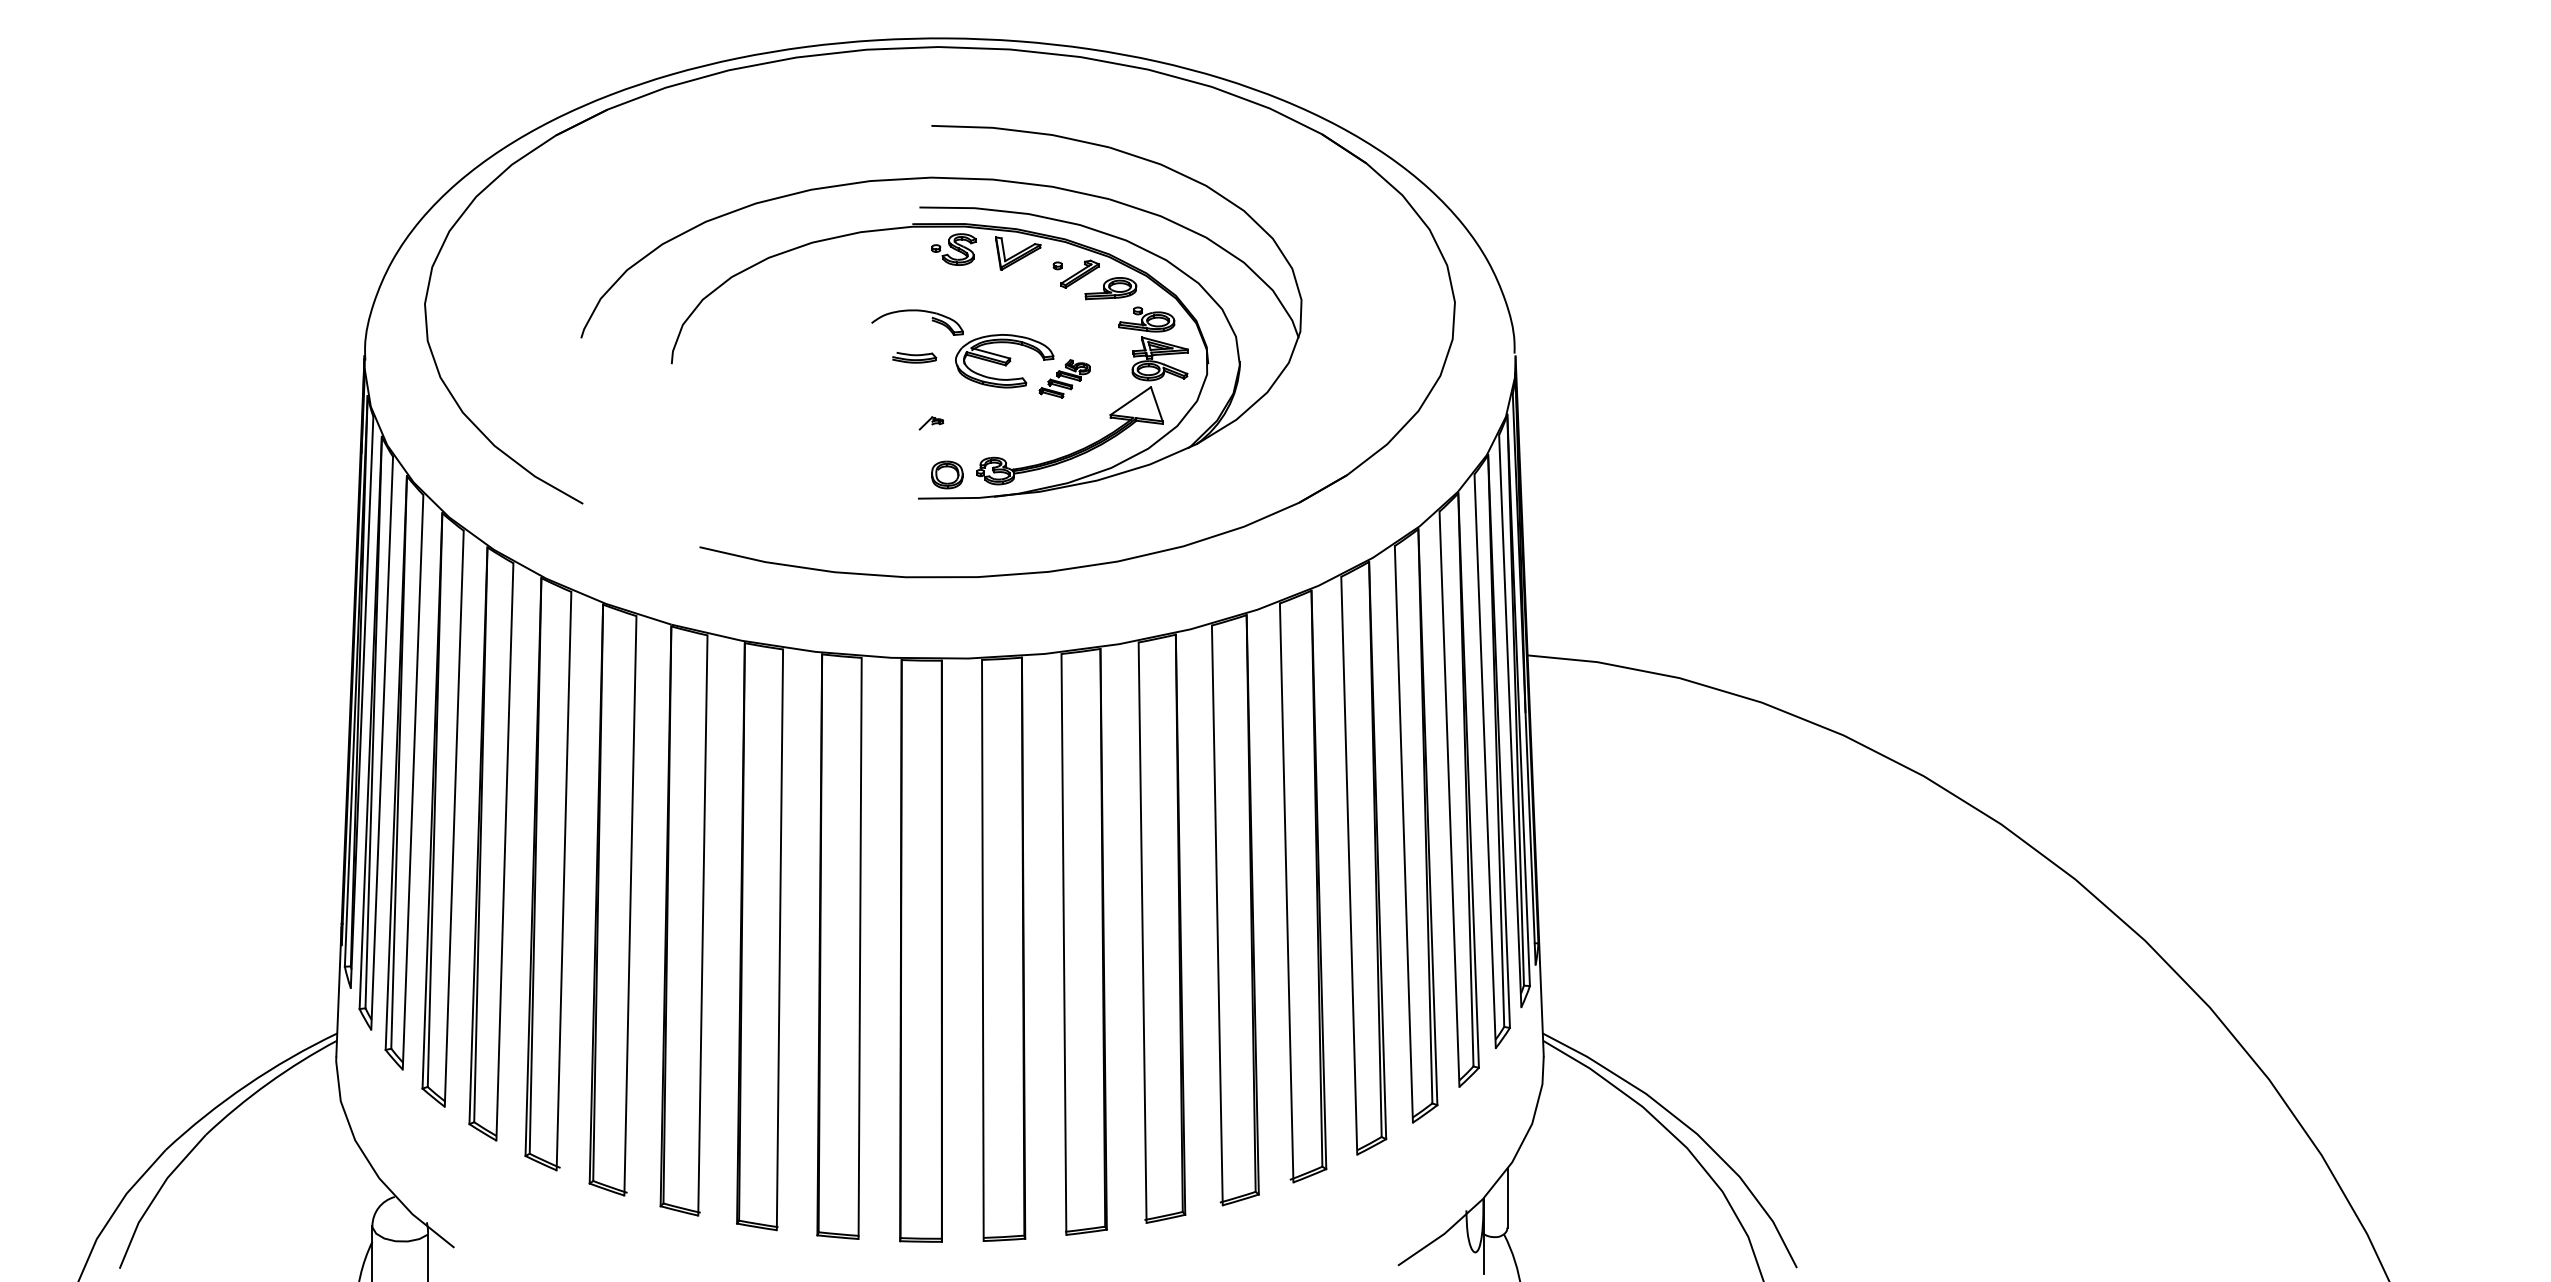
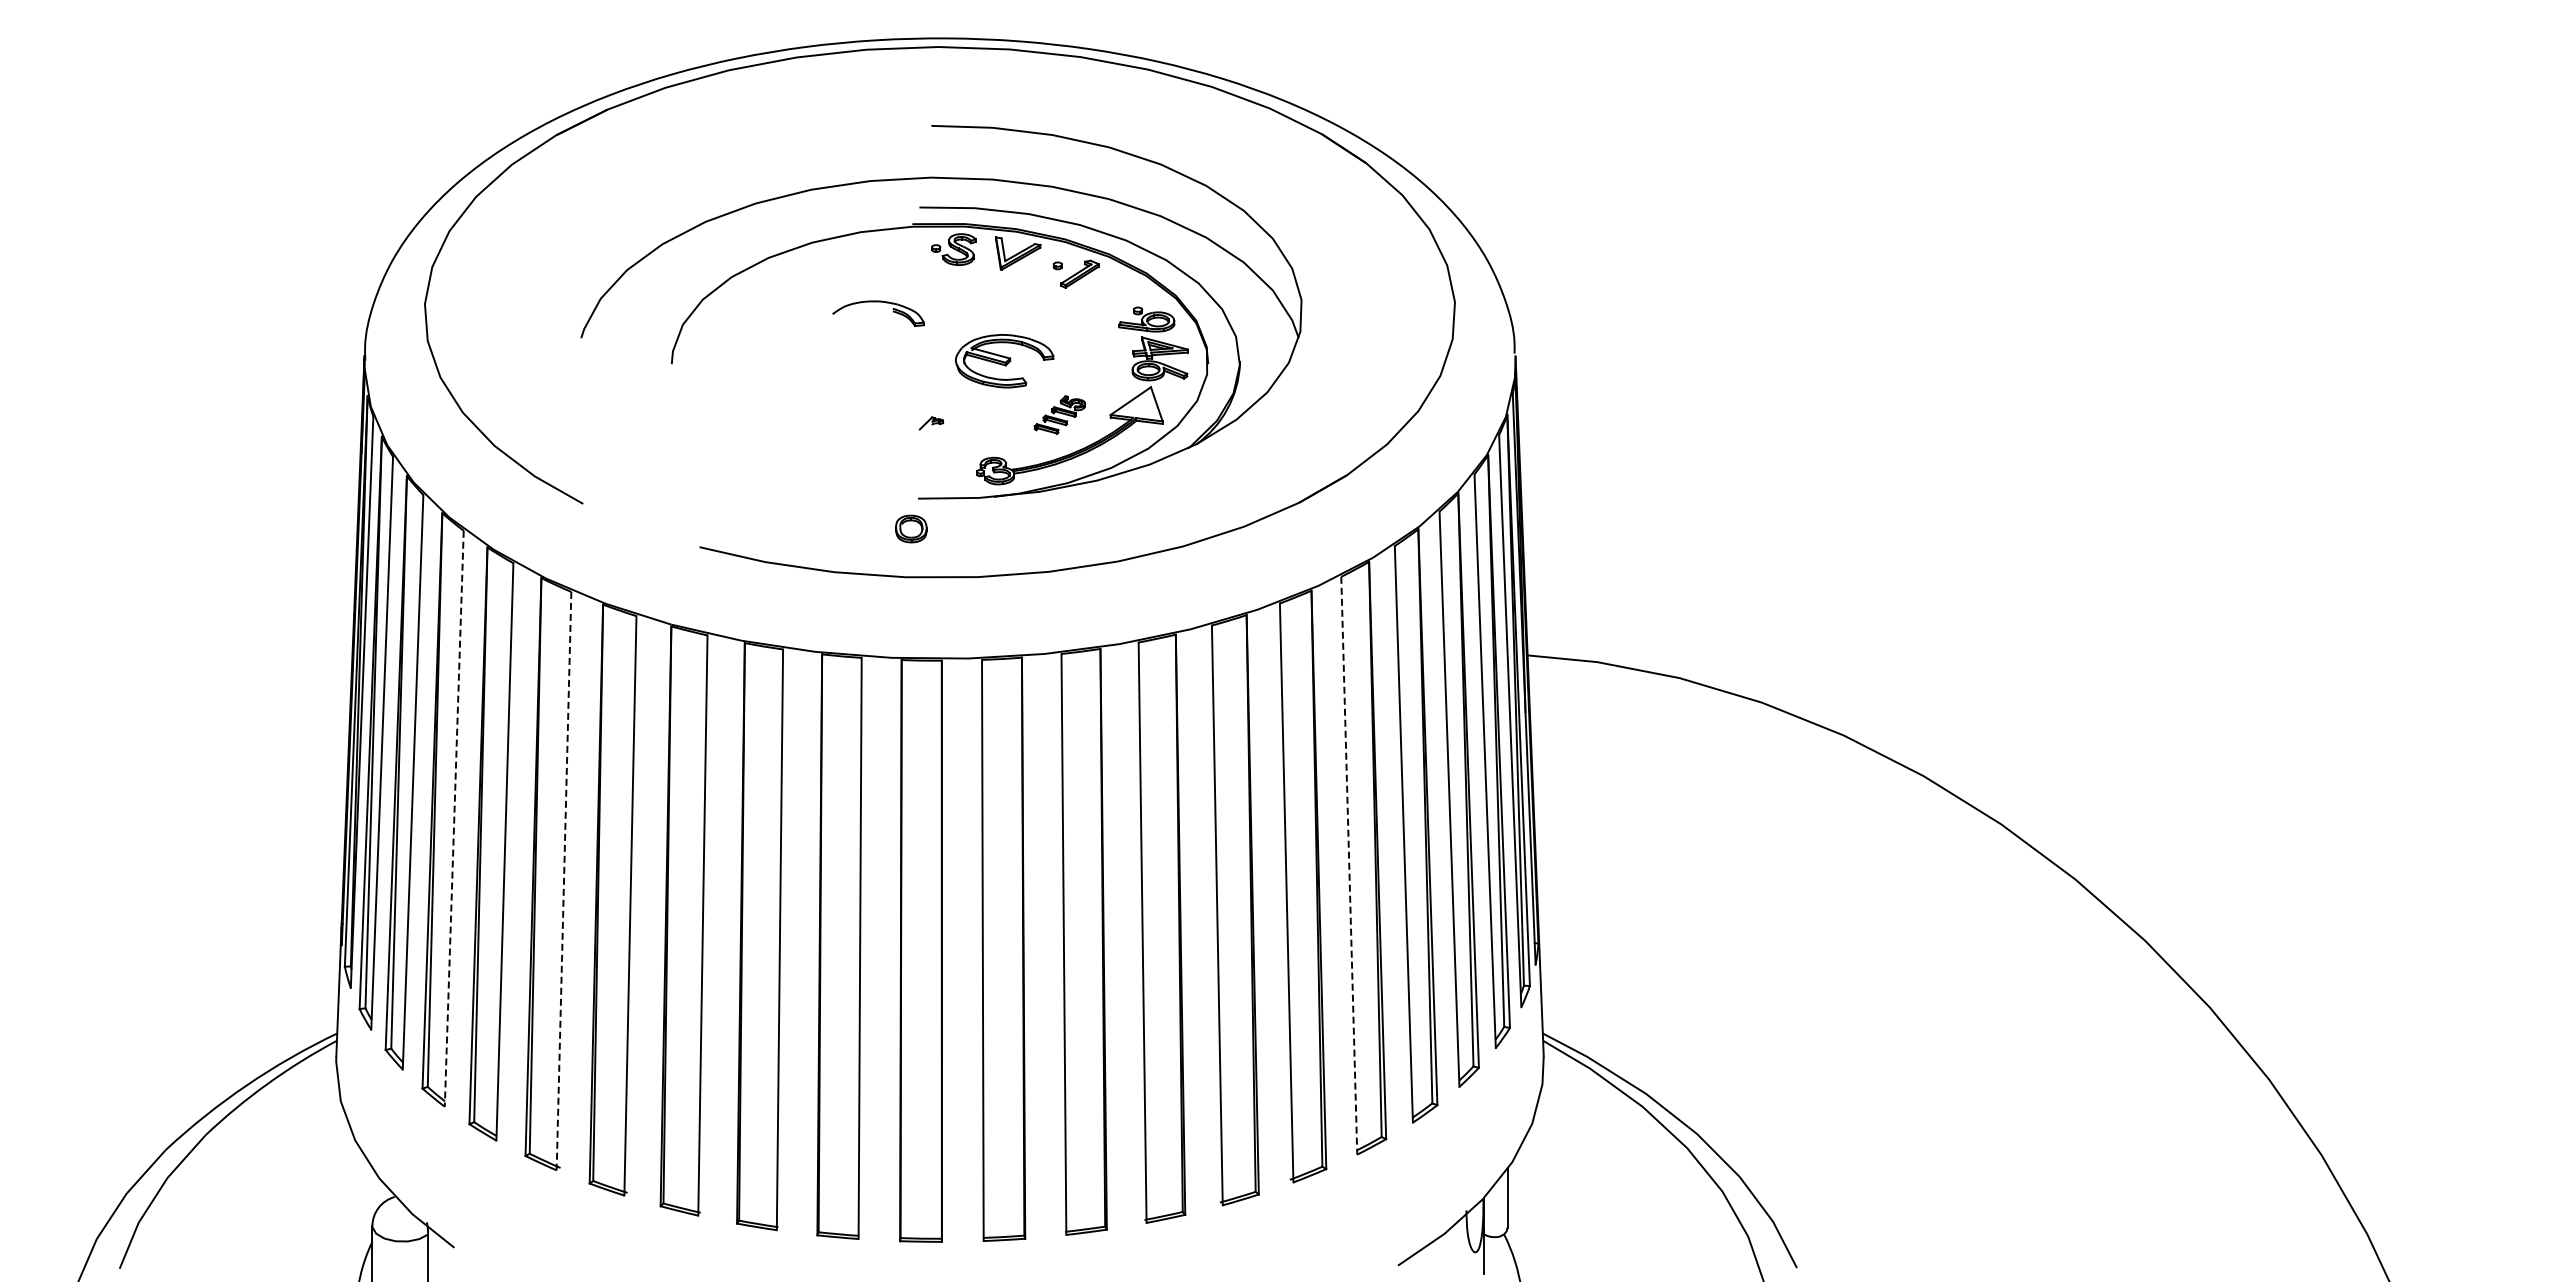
part: present -> none (1110, 288)
part position: (917, 311) -> (878, 302) (878, 302)
part: present -> none (914, 357)
part position: (1064, 378) -> (1059, 414) (1059, 414)
part position: (947, 474) -> (911, 528) (911, 528)
line: solid -> dashed (454, 819)
line: solid -> dashed (1349, 866)
line: solid -> dashed (564, 881)
